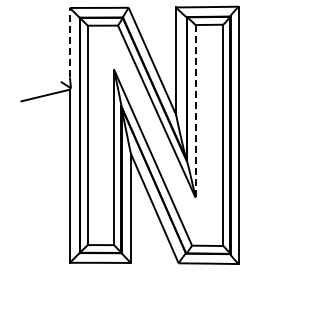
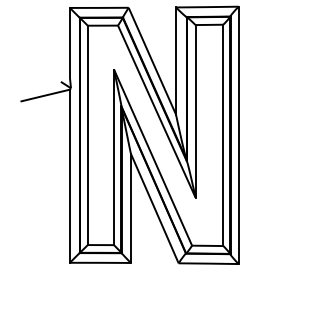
line: dashed -> solid (69, 42)
line: dashed -> solid (195, 111)
